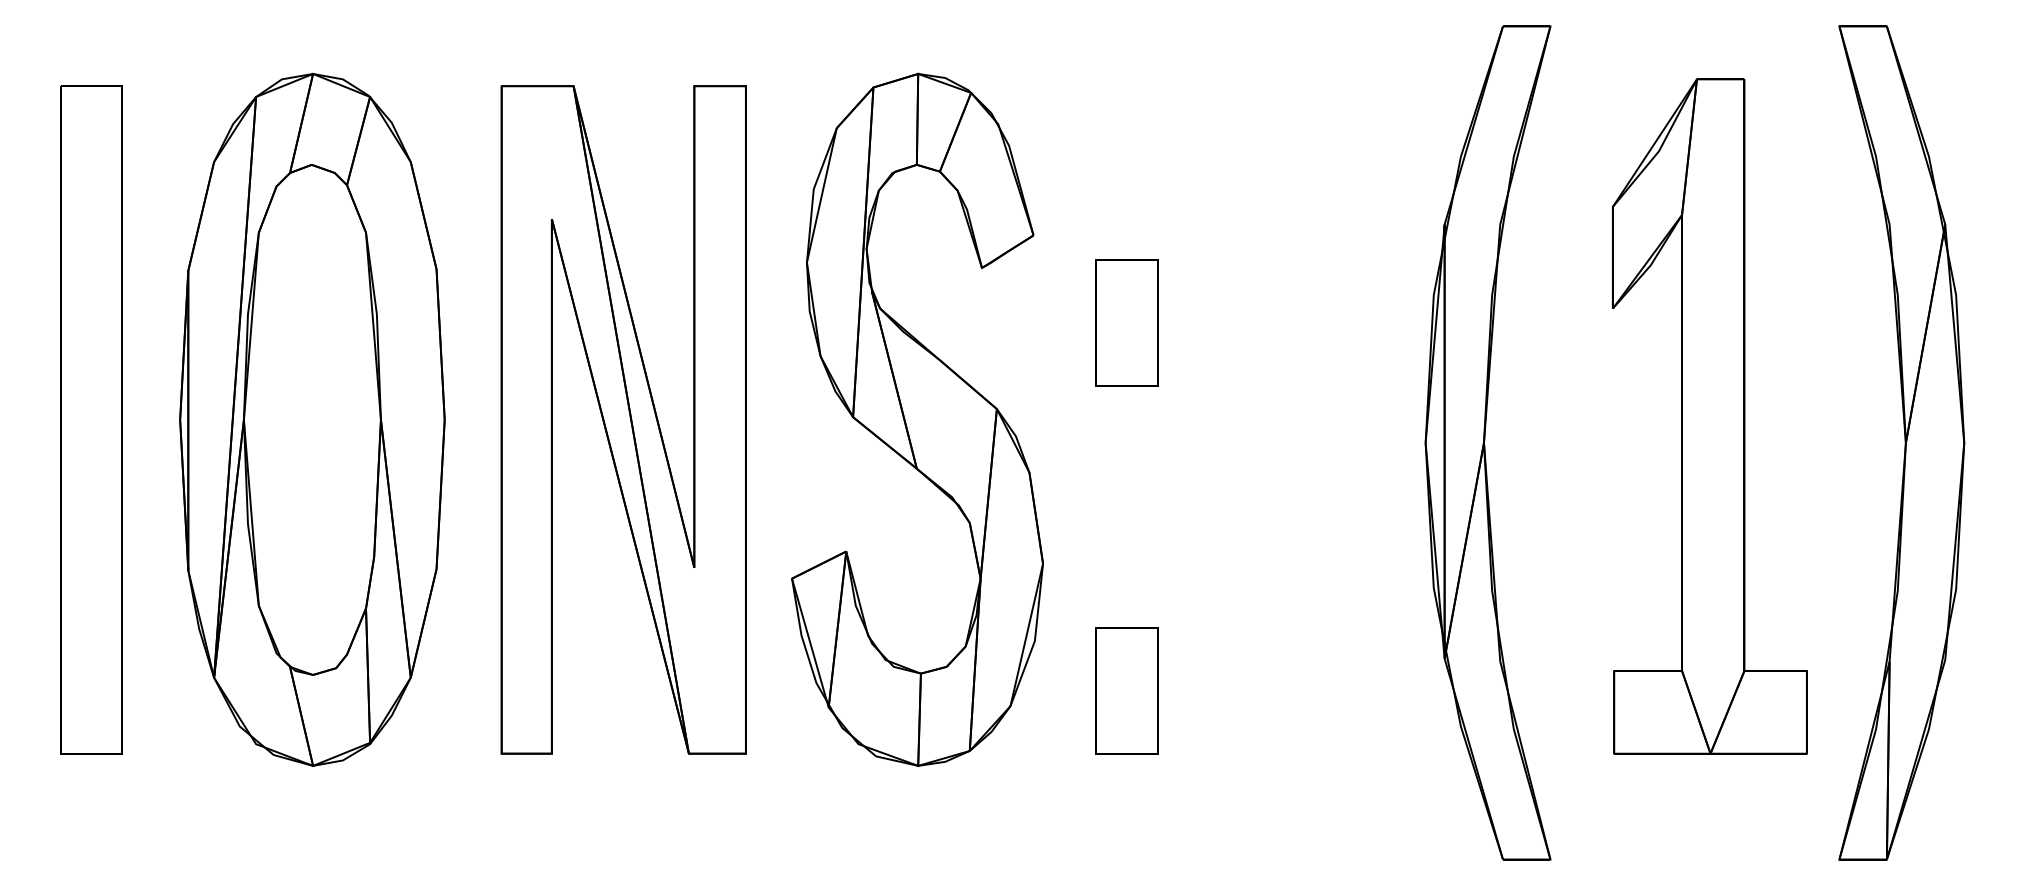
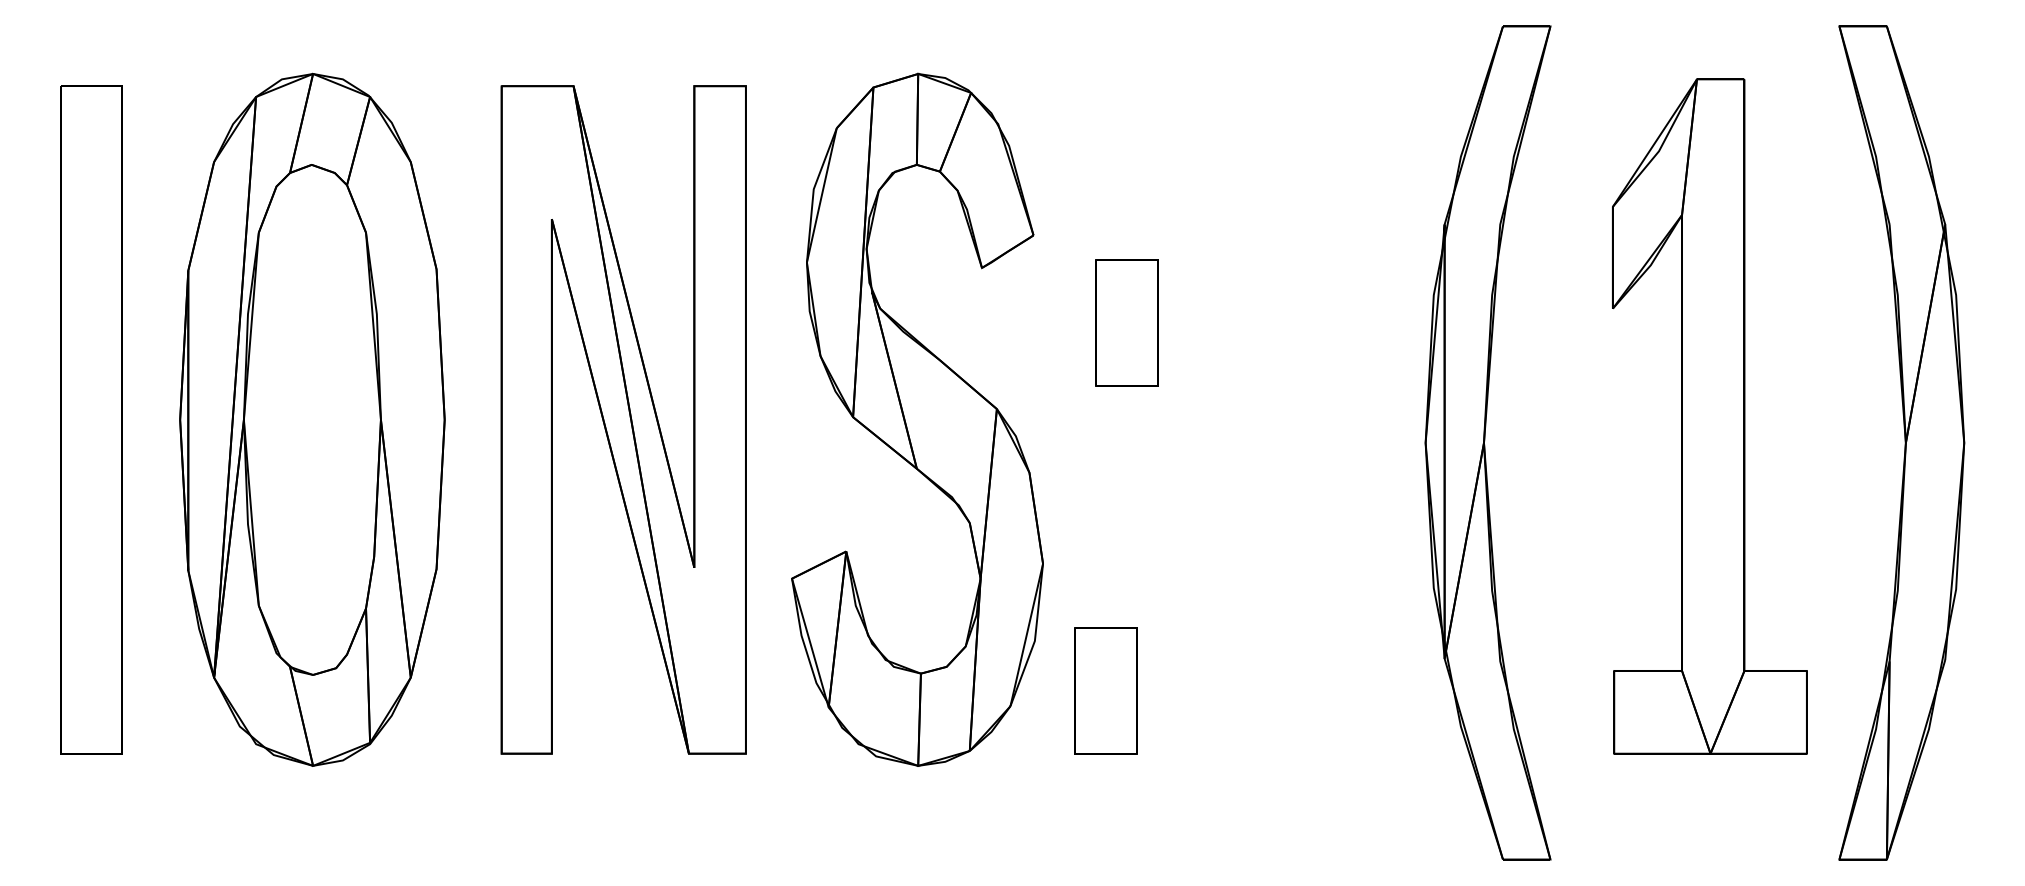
part position: (1126, 690) -> (1105, 690) (1105, 690)
